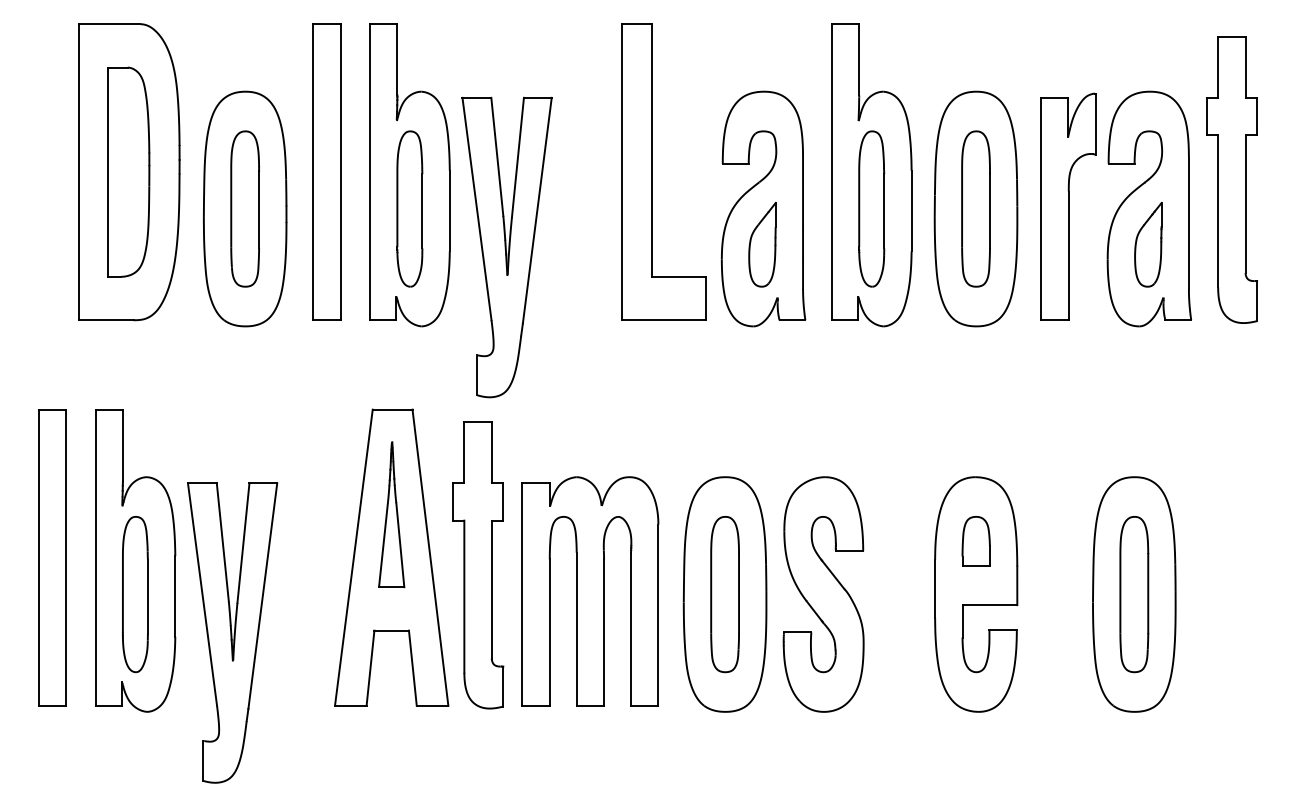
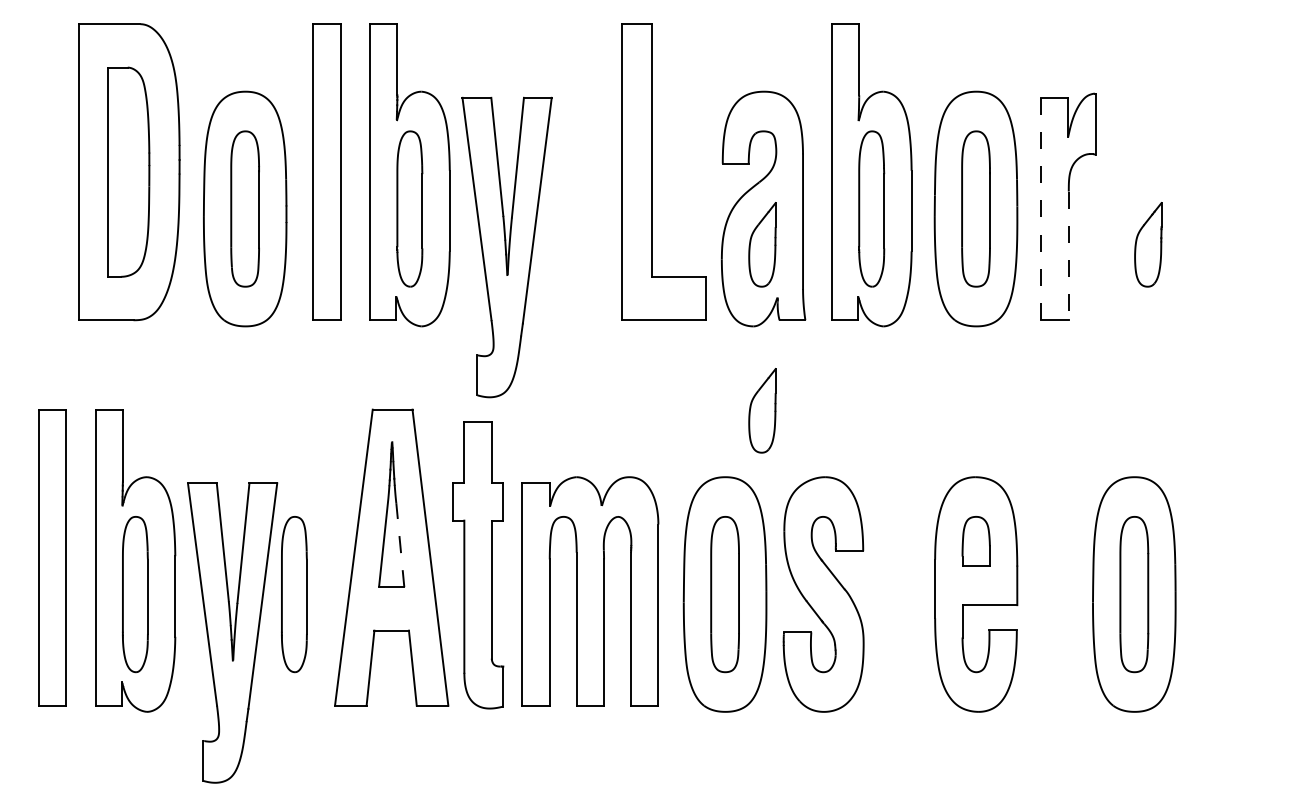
part: present -> none (1231, 179)
line: solid -> dashed (1041, 208)
part: present -> none (1148, 208)
line: solid -> dashed (1068, 256)
part: none -> present (762, 410)
line: solid -> dashed (400, 544)
part: none -> present (294, 594)
